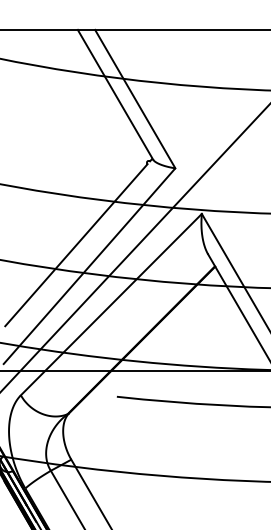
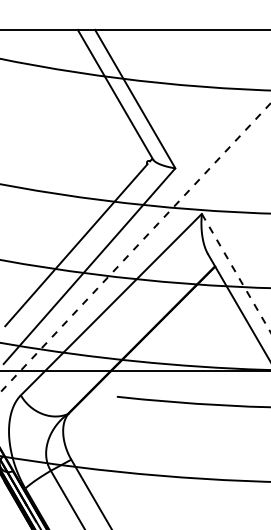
line: solid -> dashed (135, 248)
line: solid -> dashed (236, 273)
